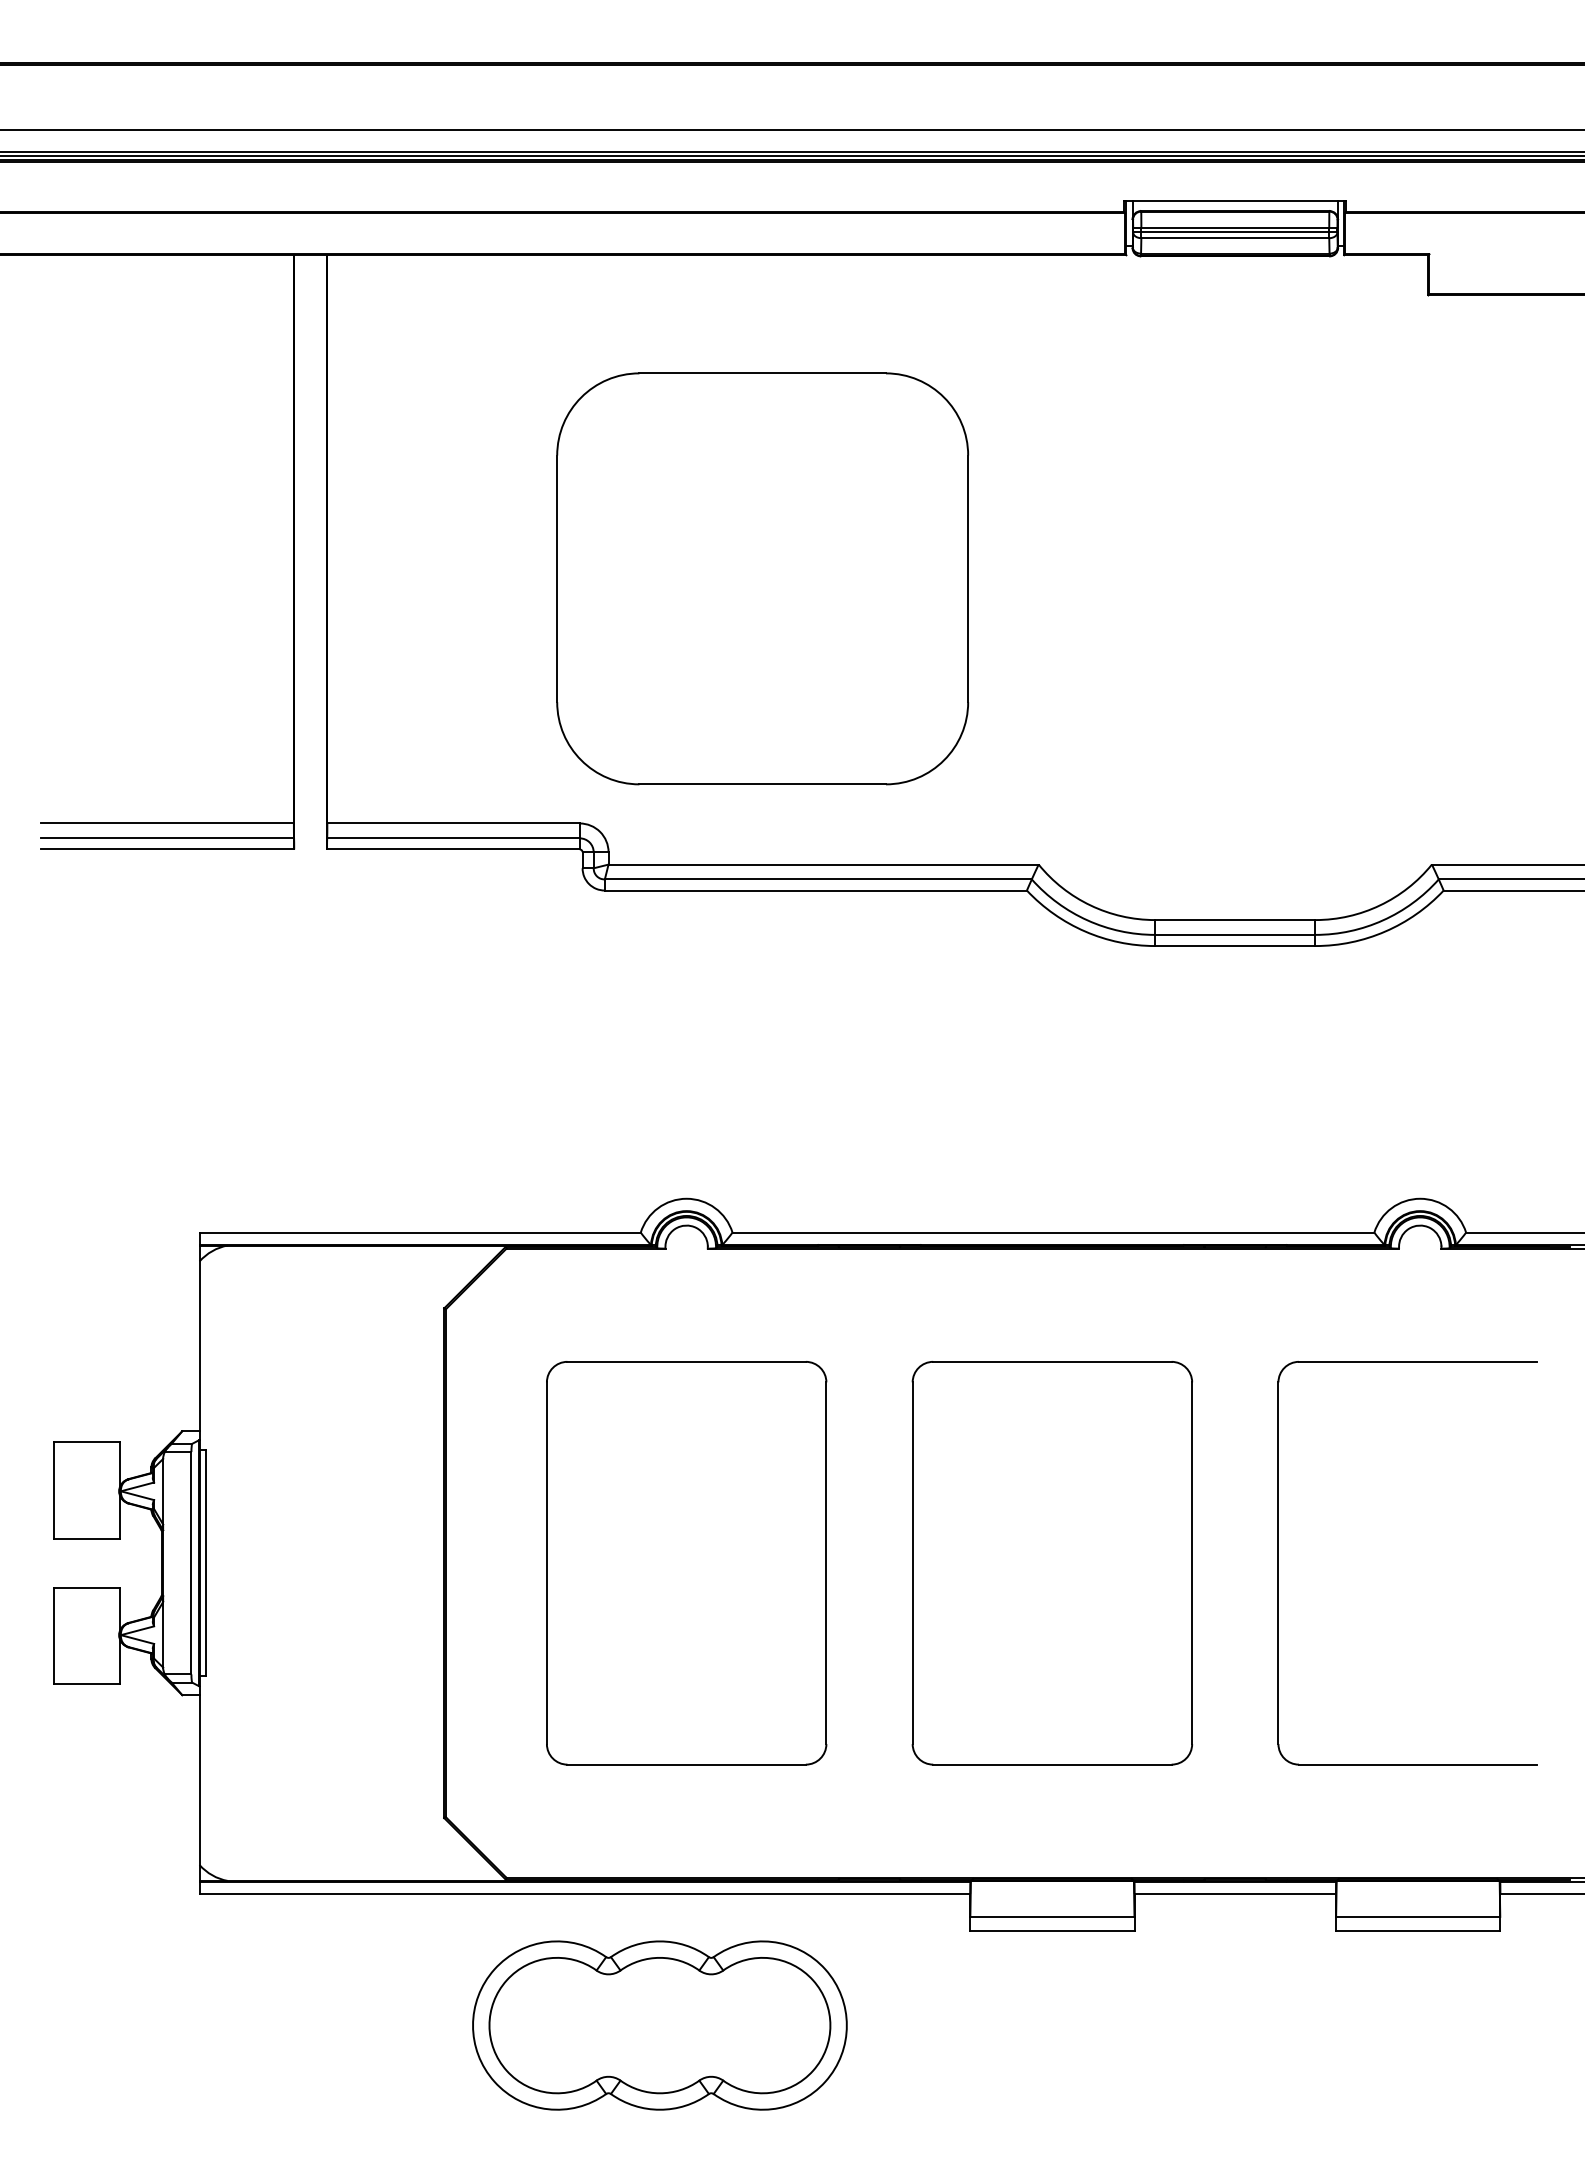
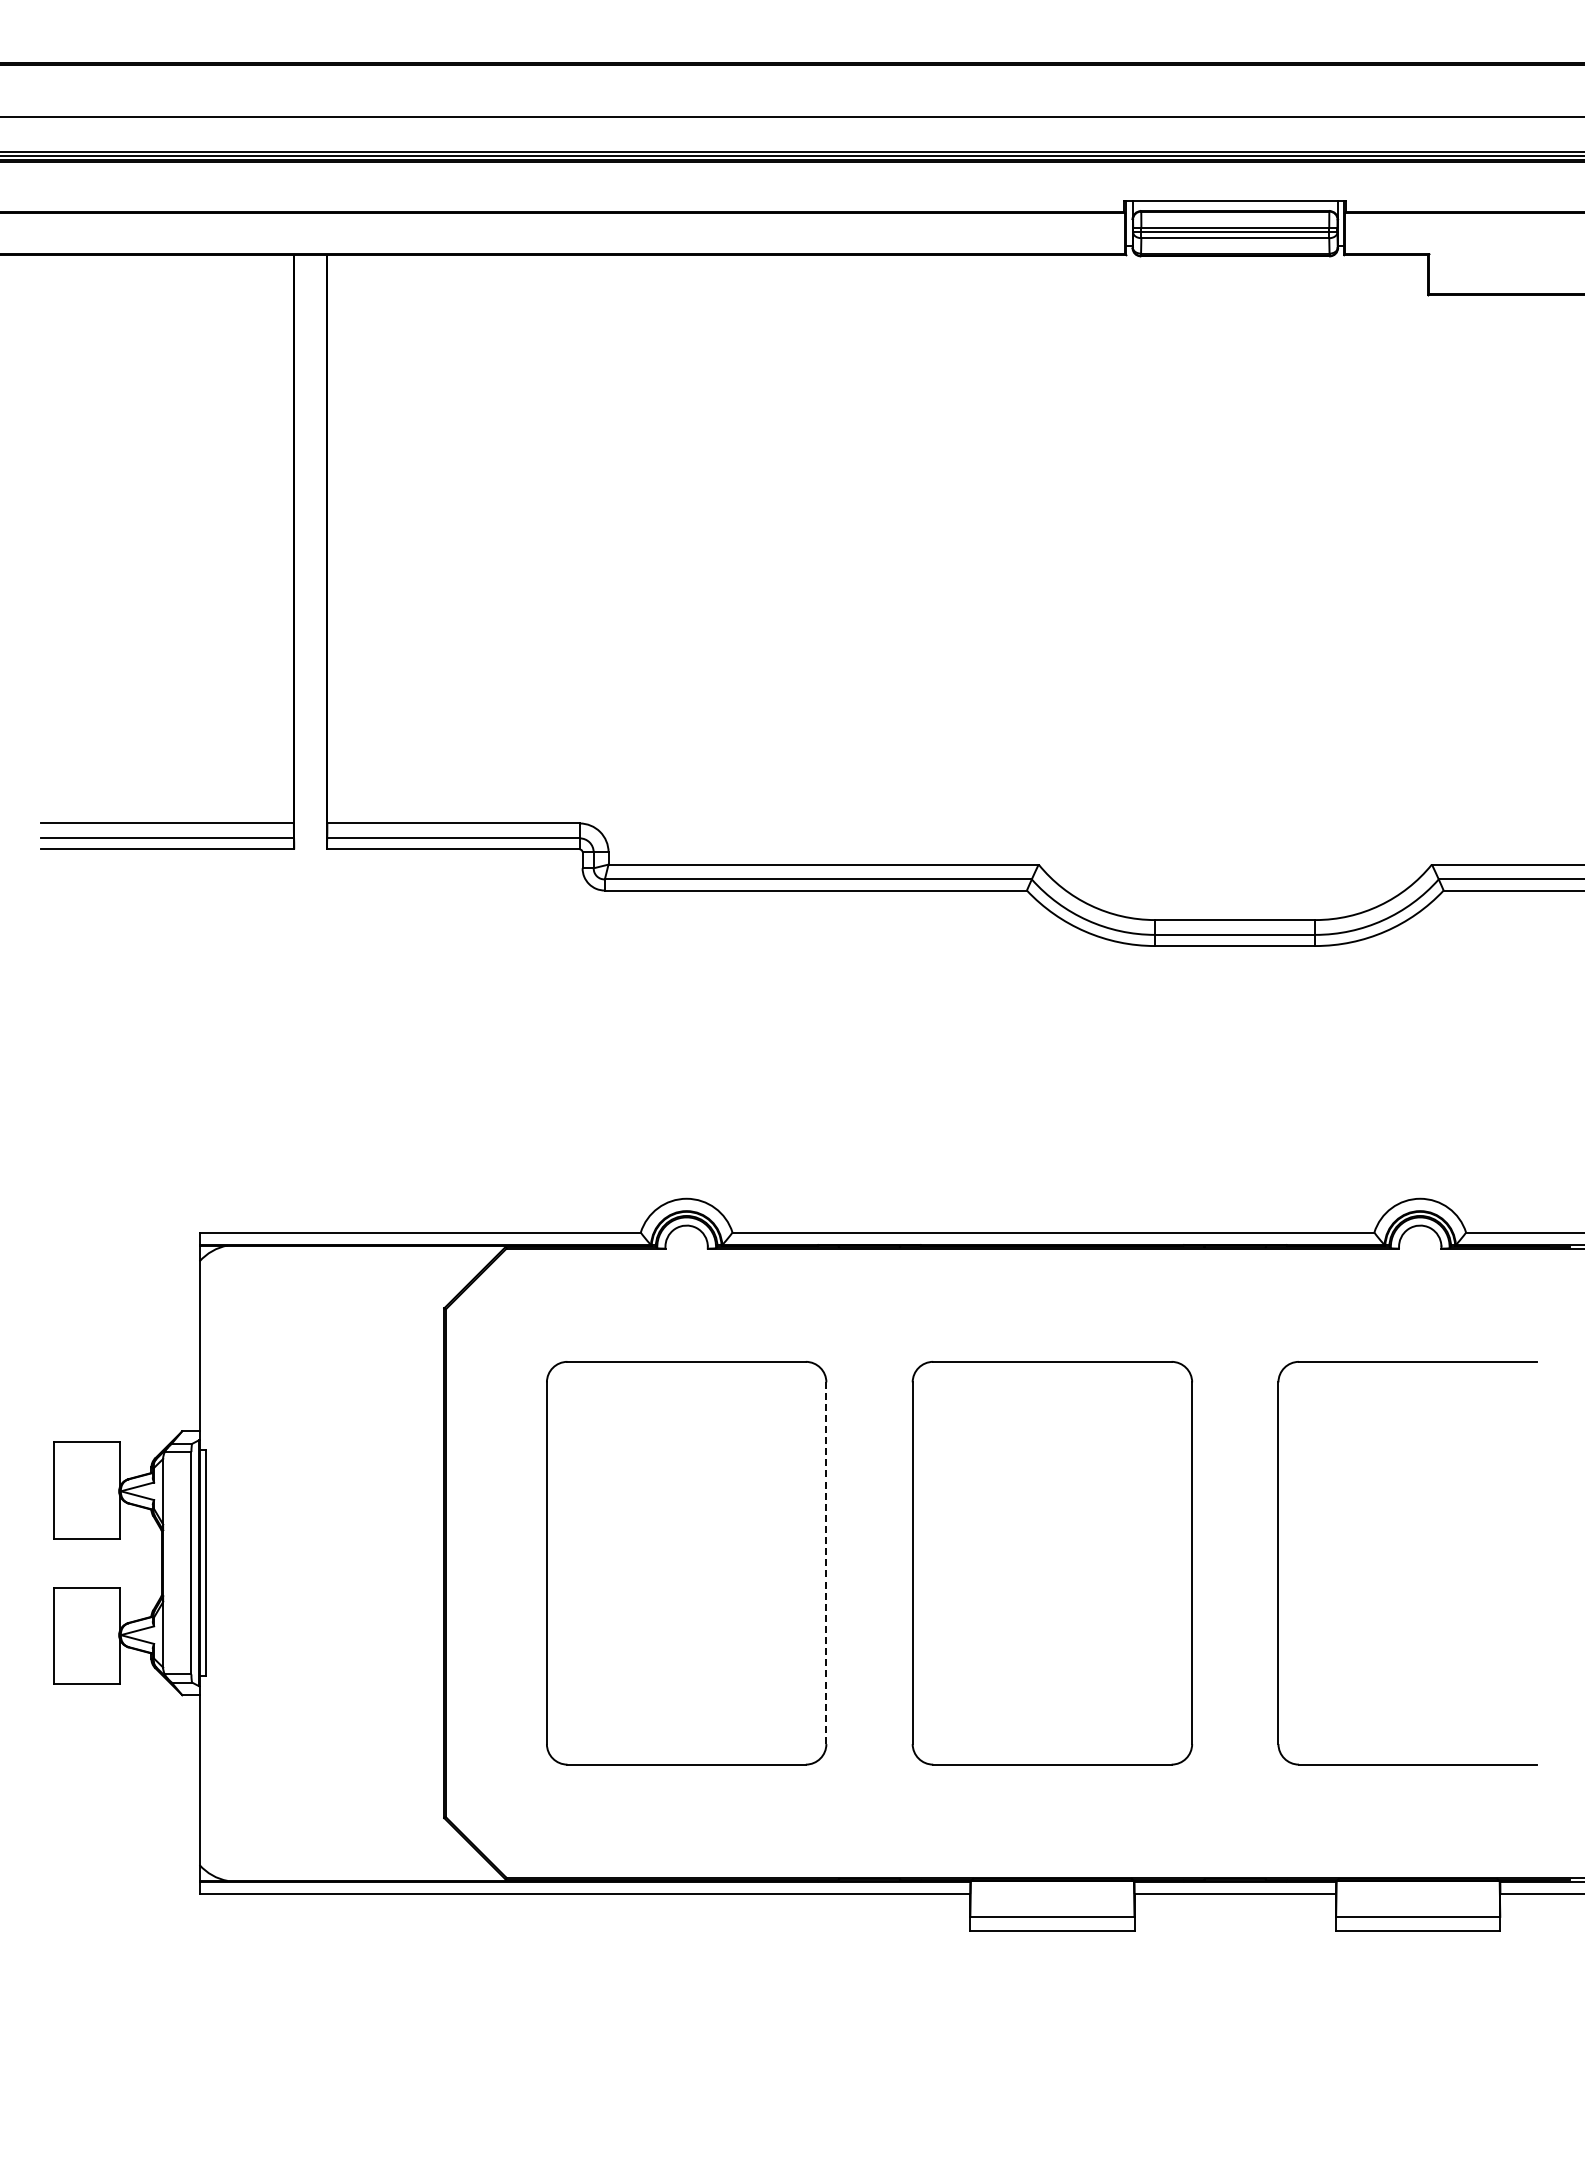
line position: (791, 129) -> (791, 116) (791, 116)
part: present -> none (762, 578)
line: solid -> dashed (826, 1563)
part: present -> none (659, 2025)
